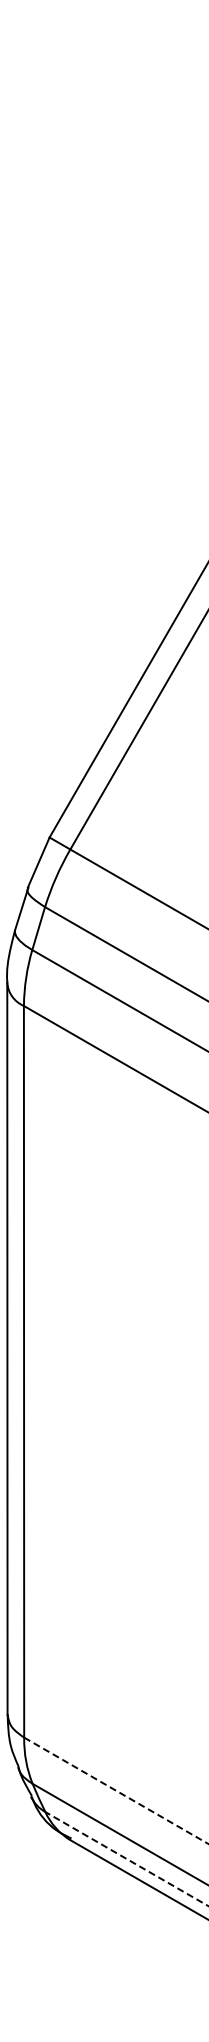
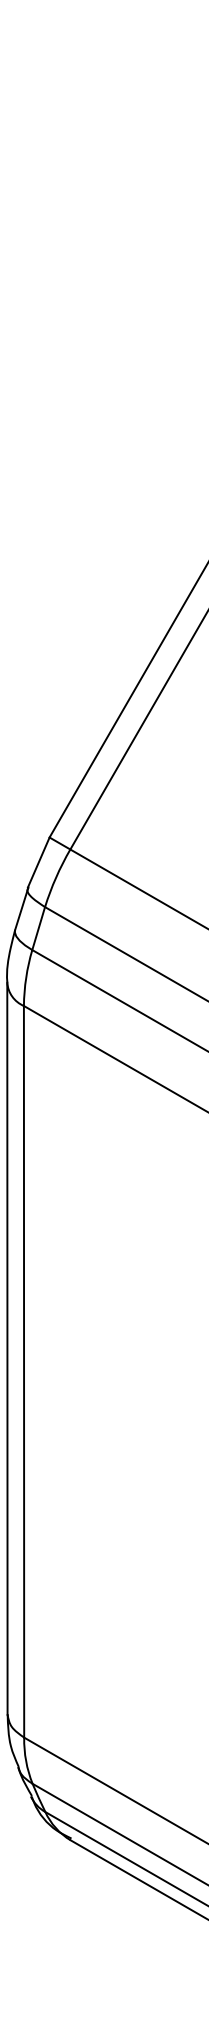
line: dashed -> solid (116, 1791)
line: dashed -> solid (126, 1858)
